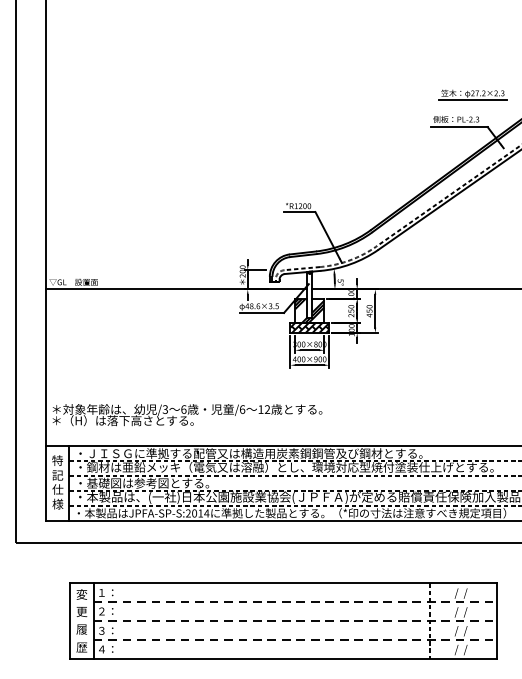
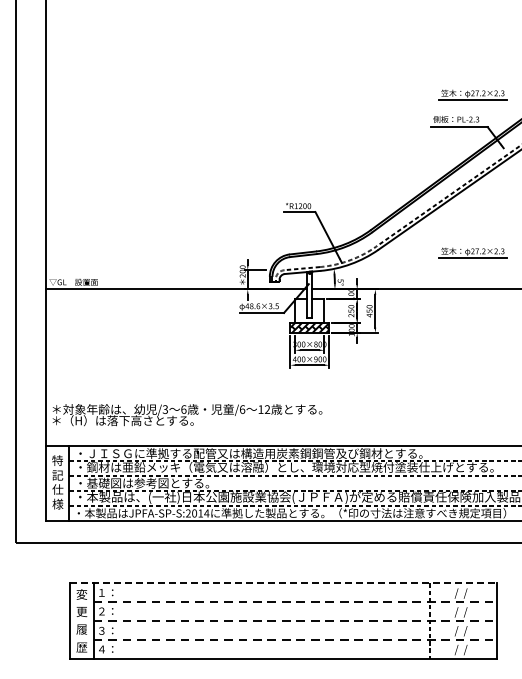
part: none -> present (472, 252)
hatch: present -> none (309, 311)
line: solid -> dashed (283, 583)
